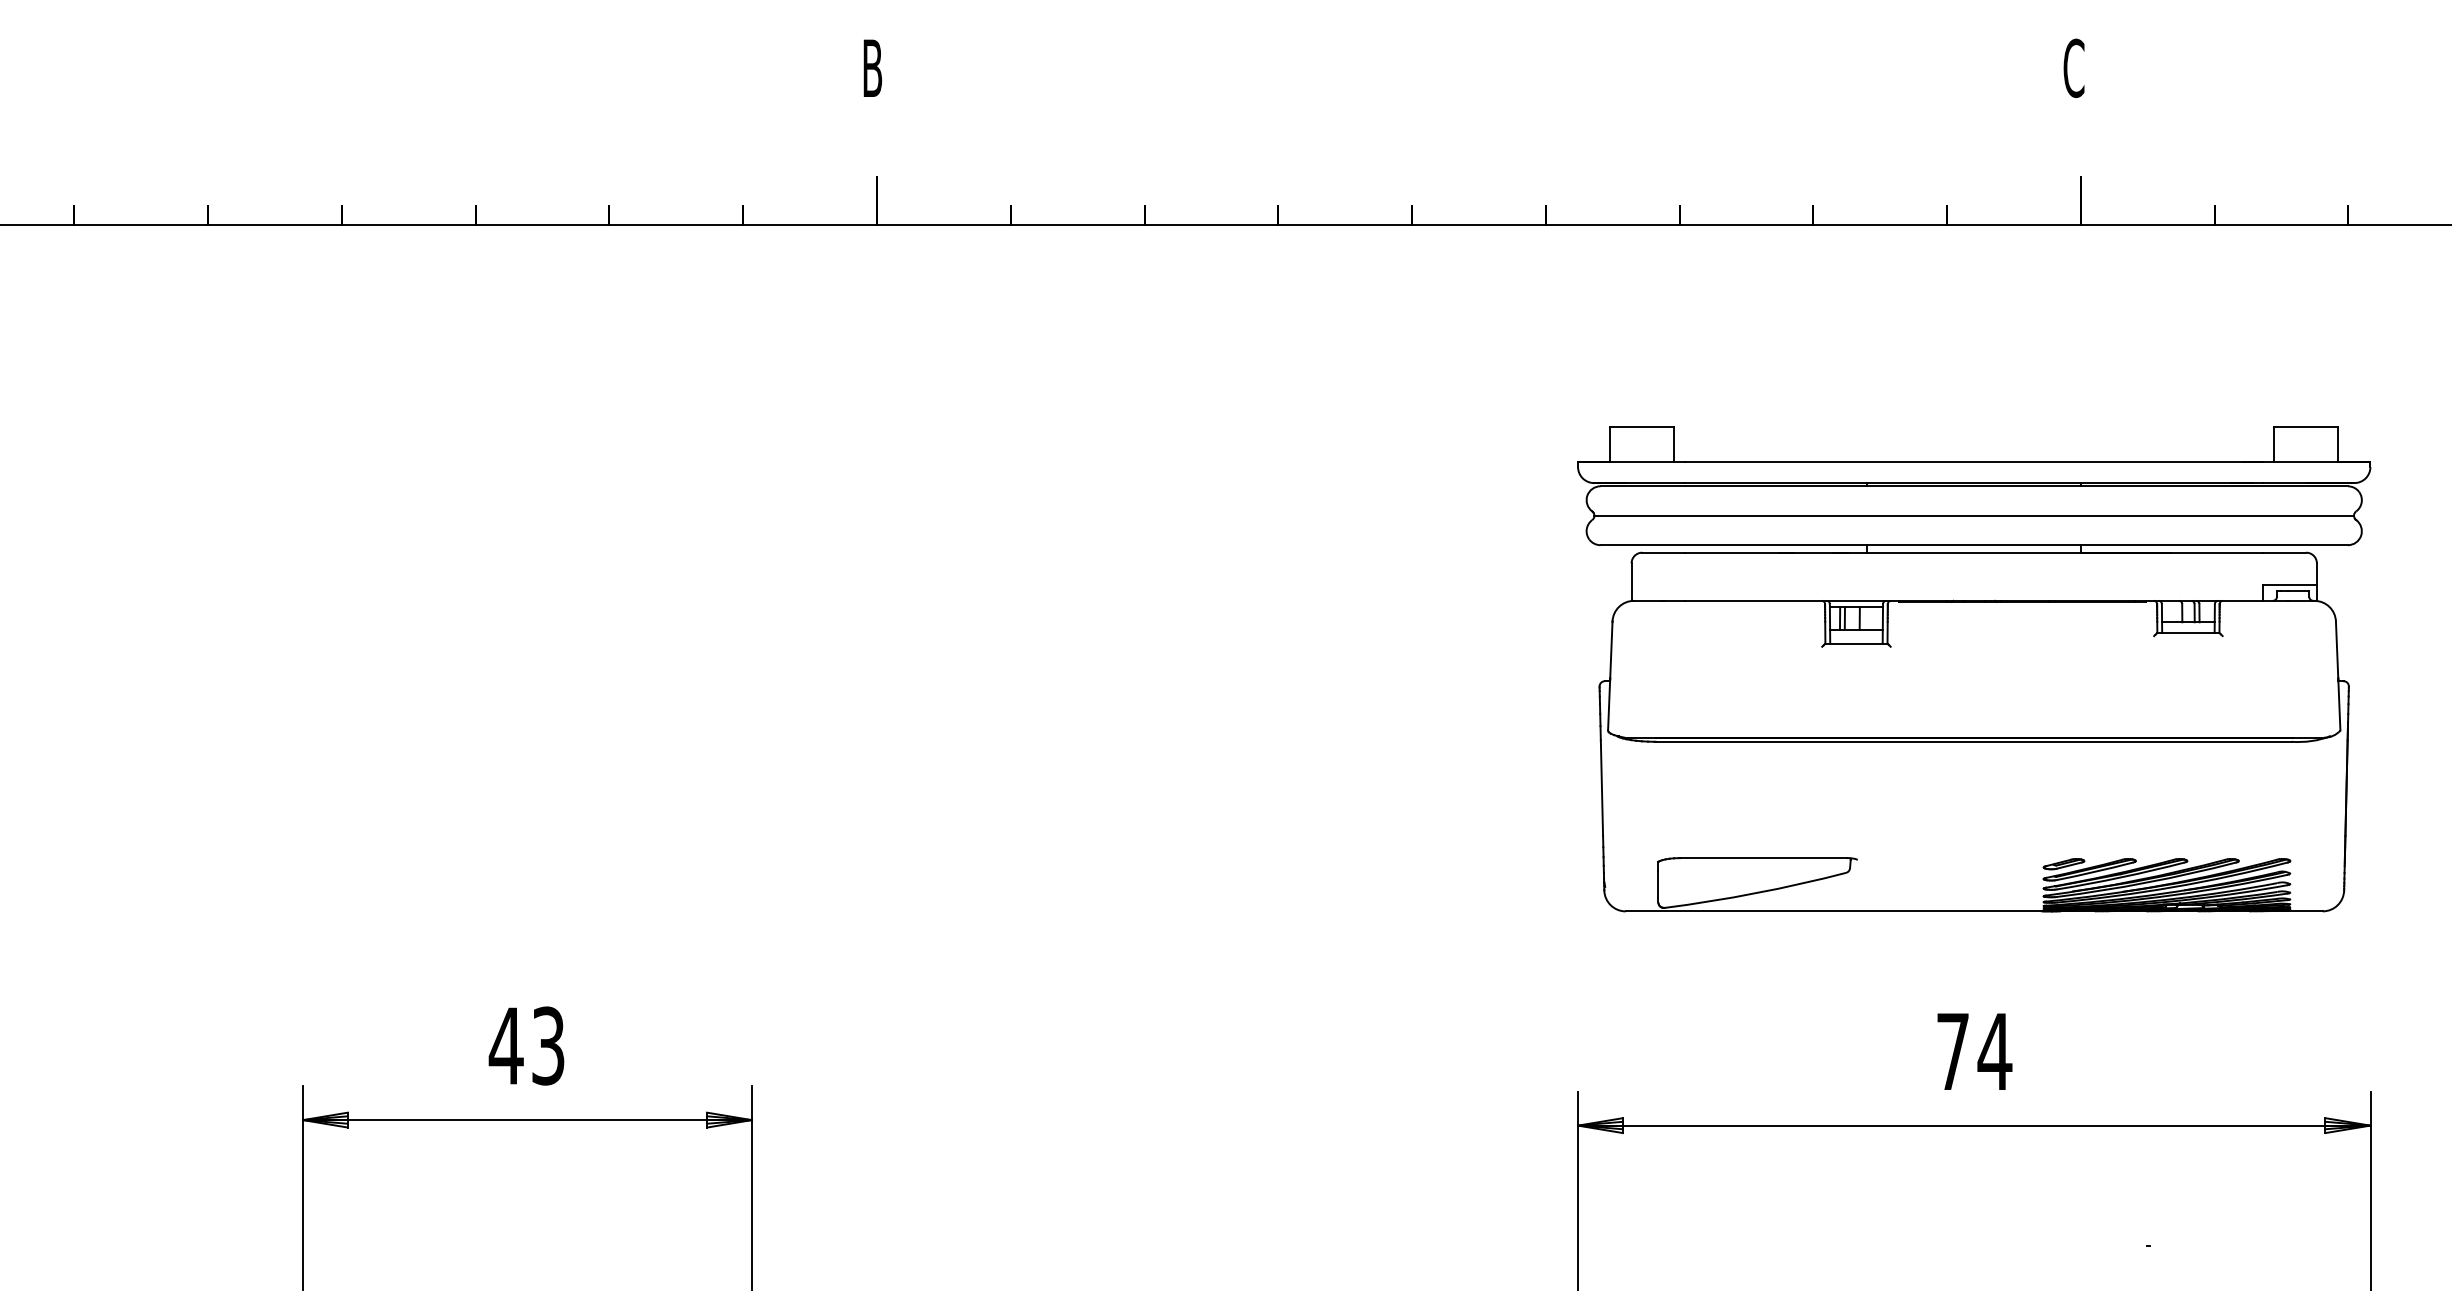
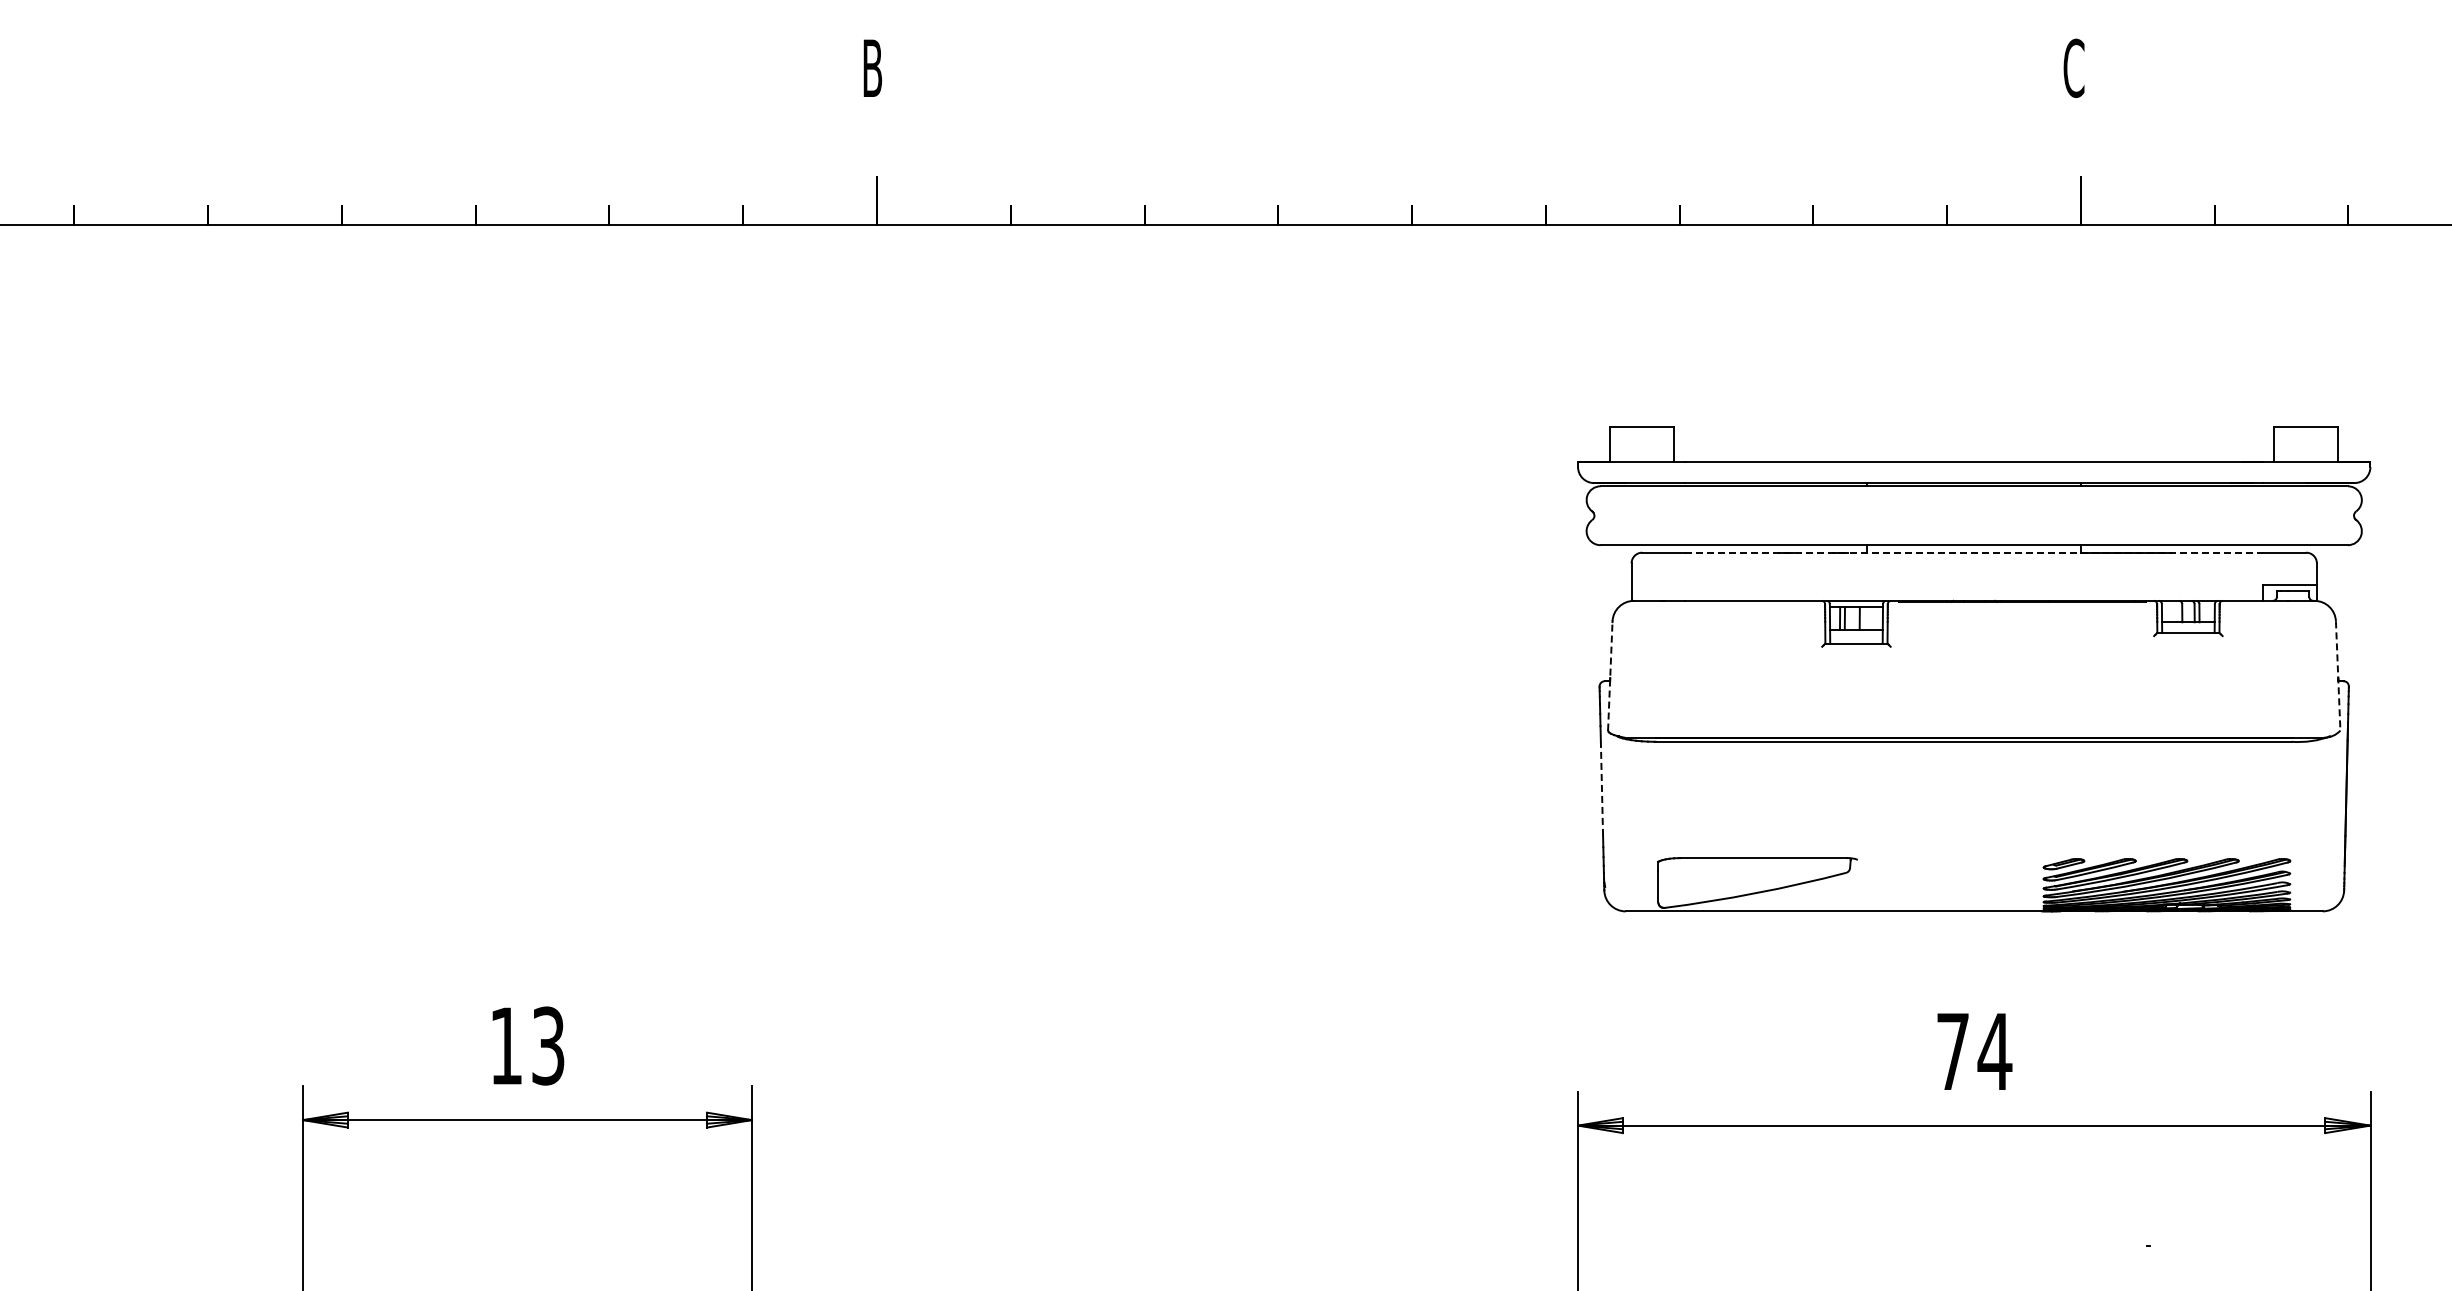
line: present -> none (1974, 515)
line: solid -> dashed (1974, 552)
line: solid -> dashed (1610, 675)
line: solid -> dashed (2338, 675)
line: solid -> dashed (1601, 788)
text: 43 -> 13 (505, 1045)
